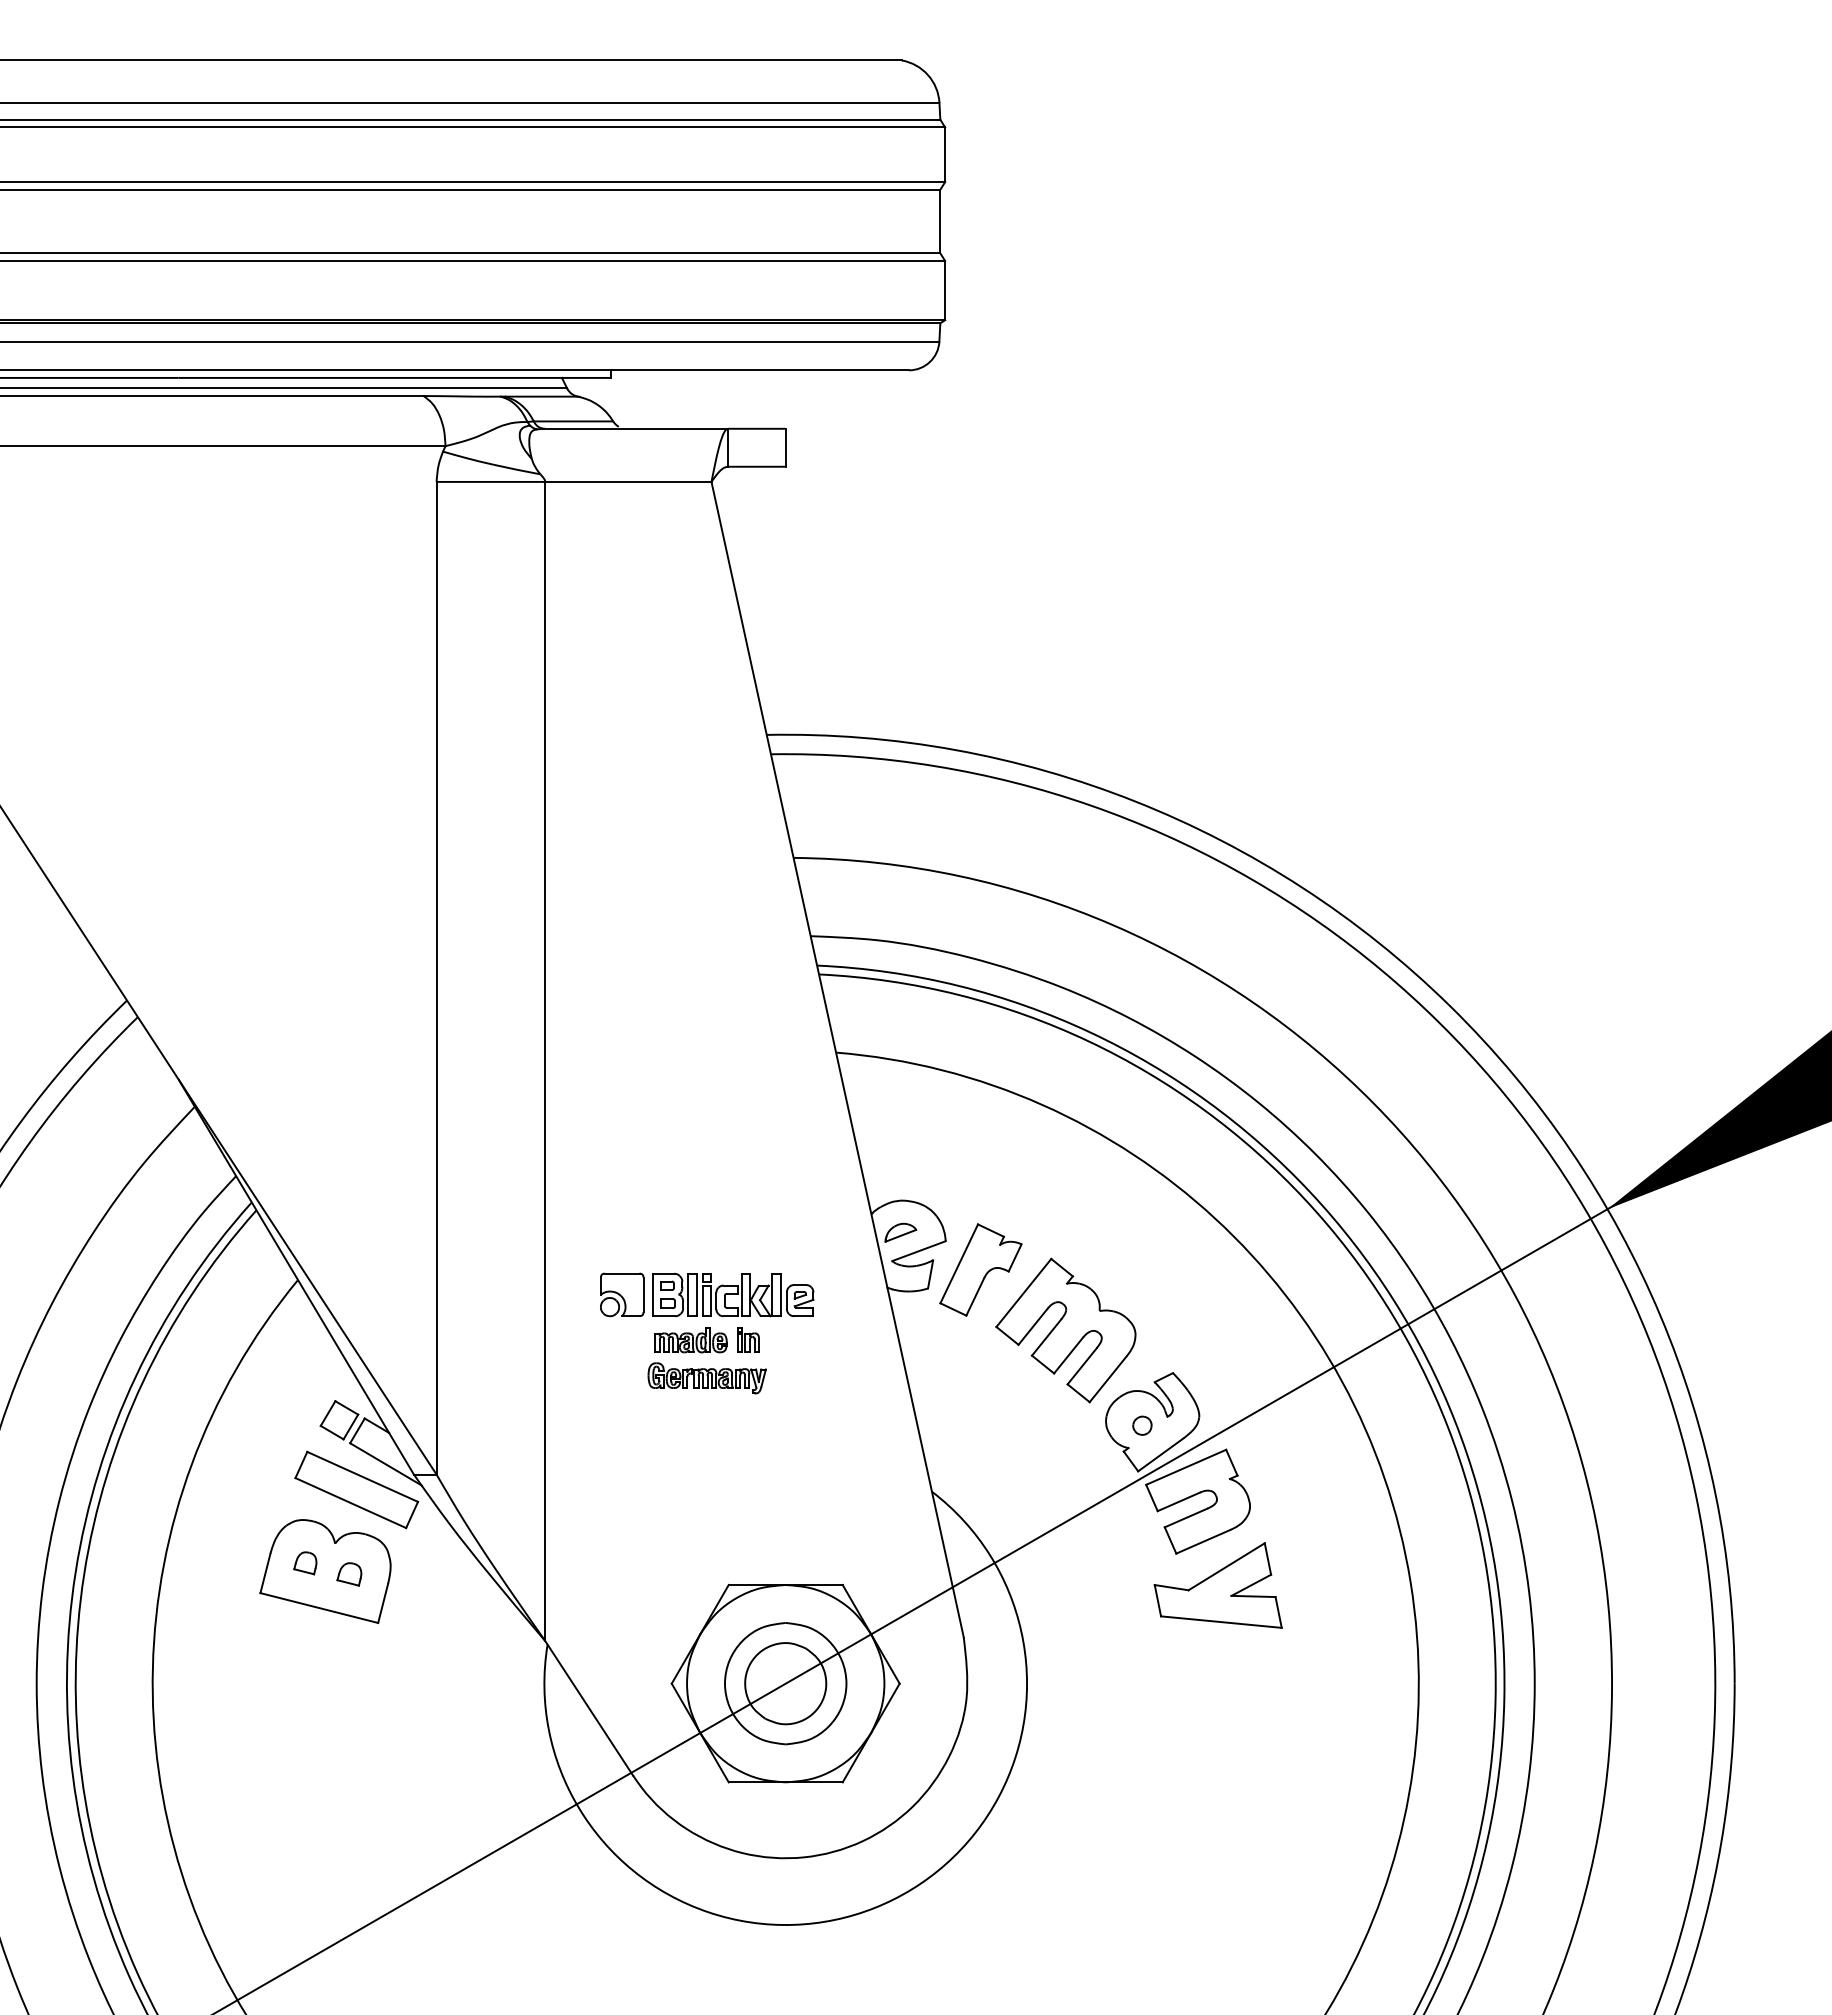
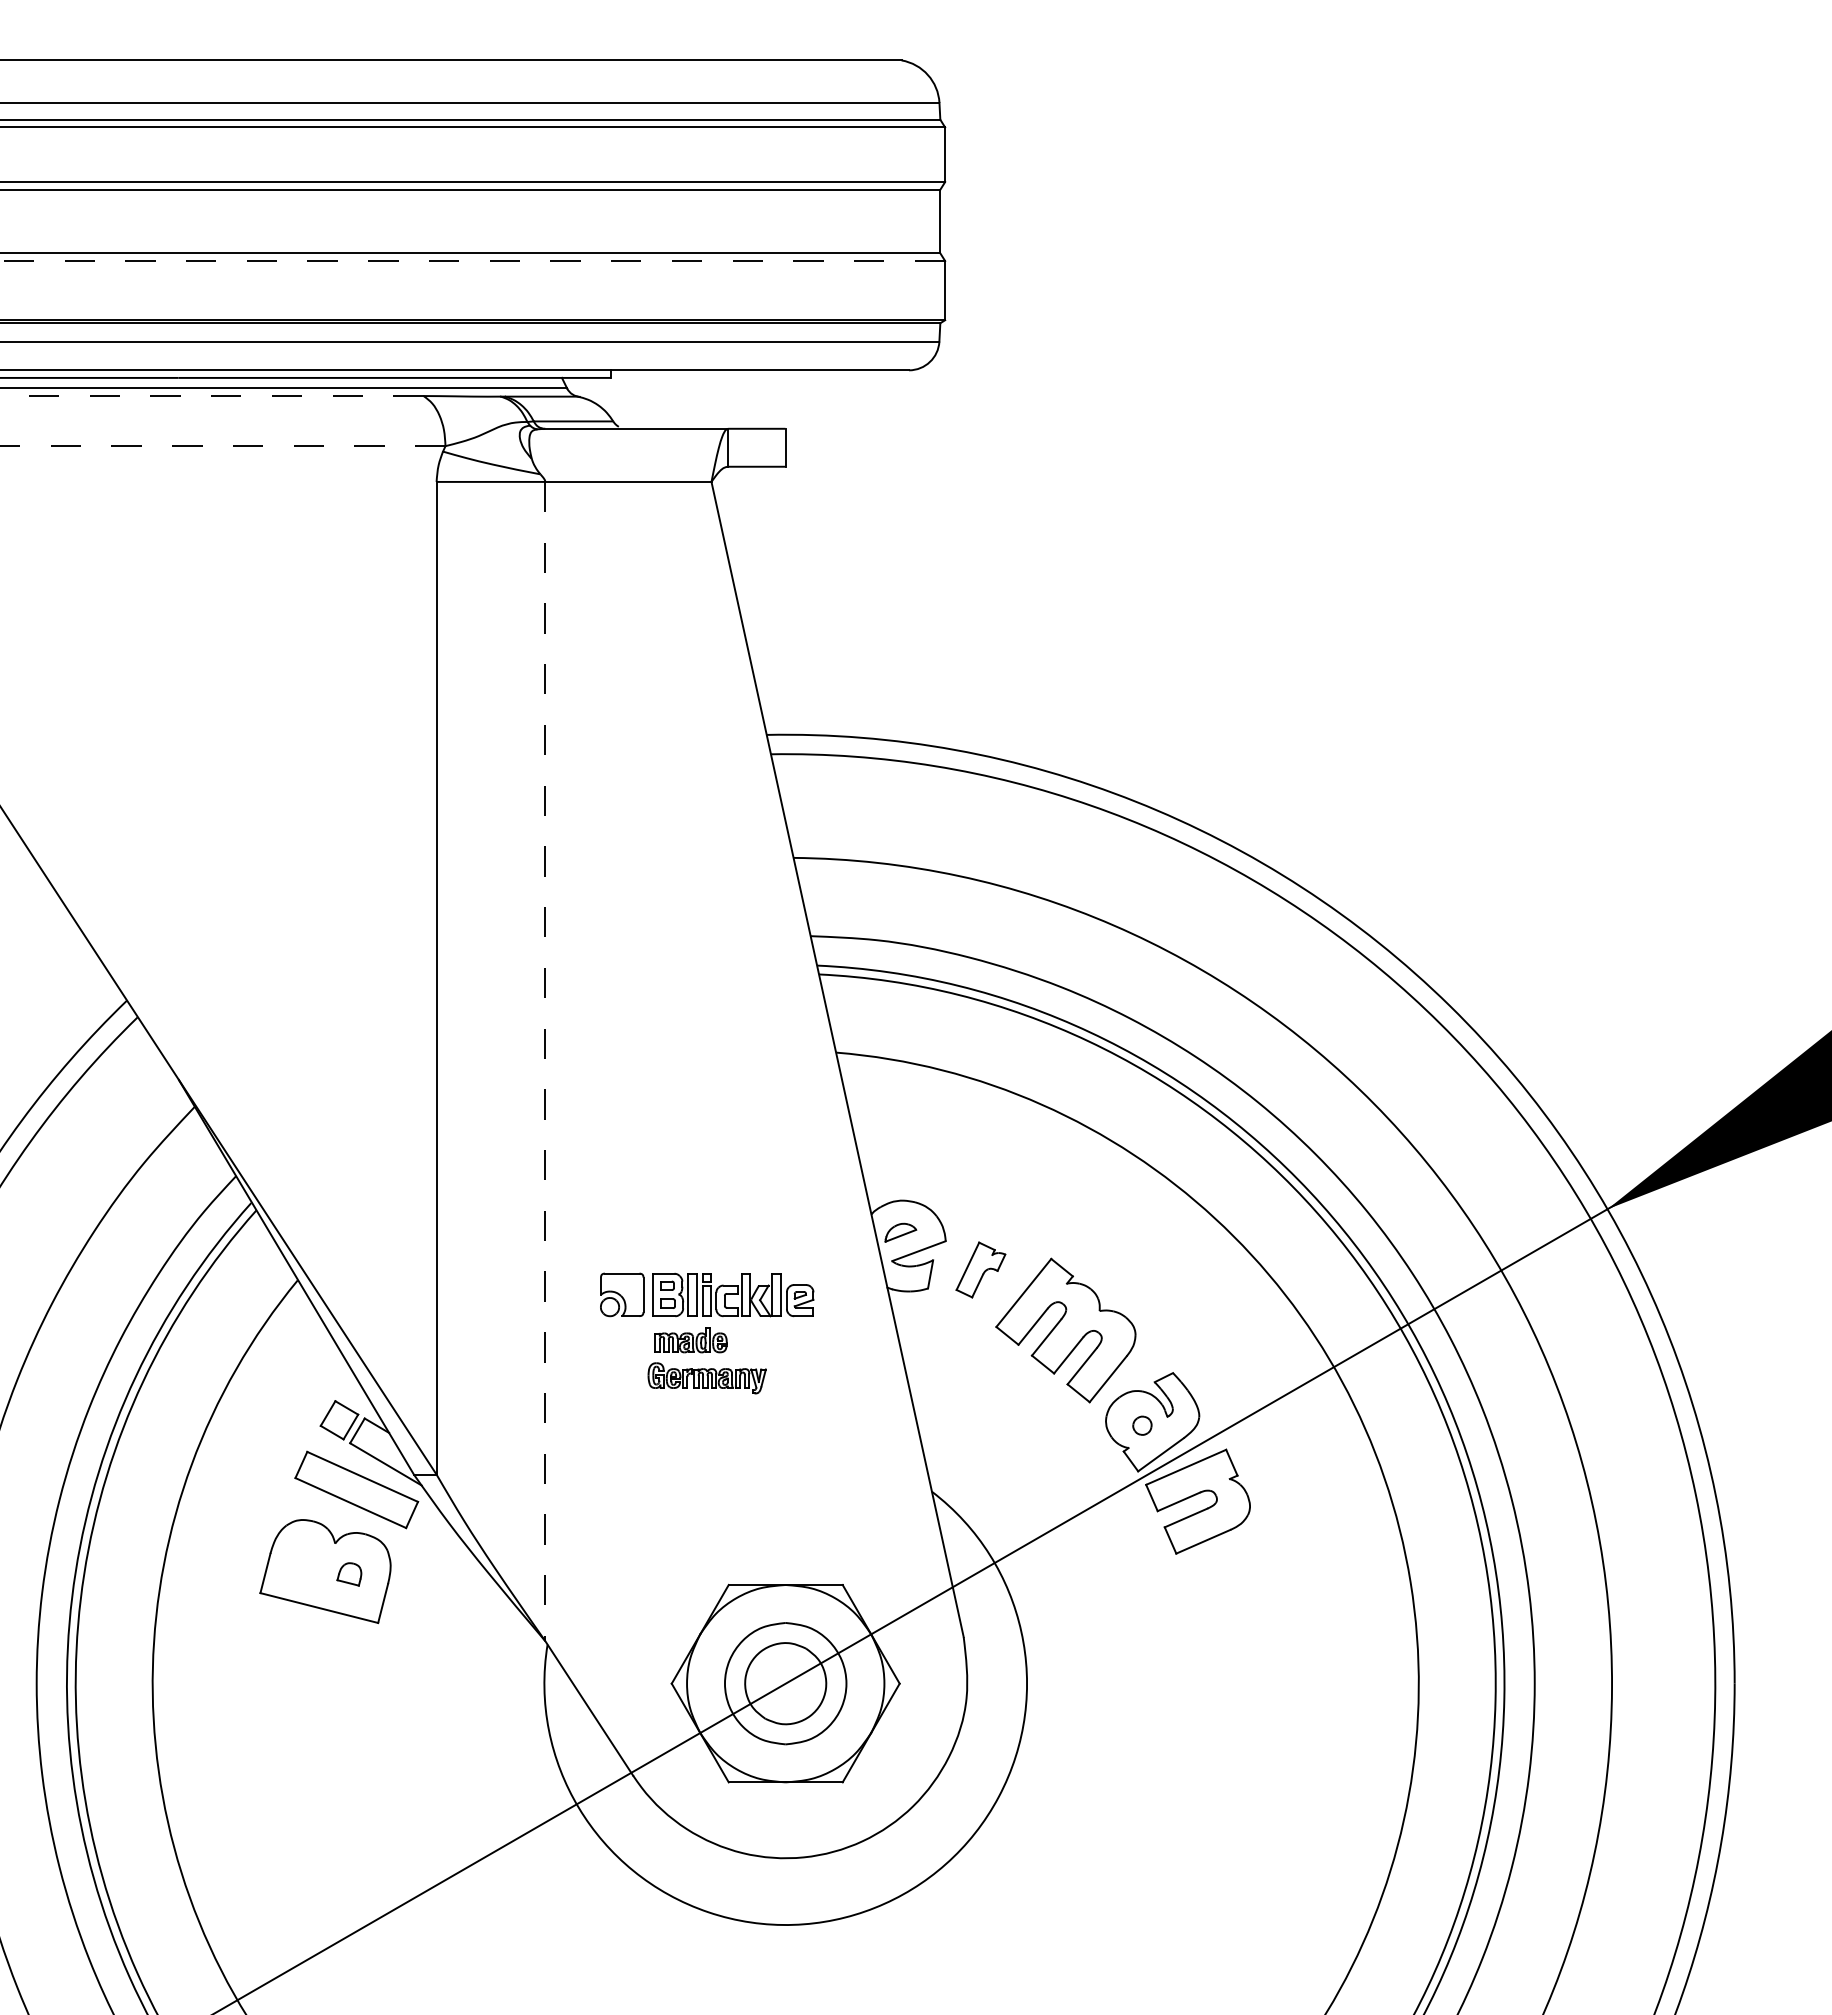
line: solid -> dashed (472, 261)
line: solid -> dashed (211, 396)
line: solid -> dashed (222, 446)
line: solid -> dashed (545, 1061)
part size: 84x94 px -> 52x58 px (980, 1269)
part: present -> none (748, 1339)
part: present -> none (305, 1563)
part: present -> none (1217, 1585)
